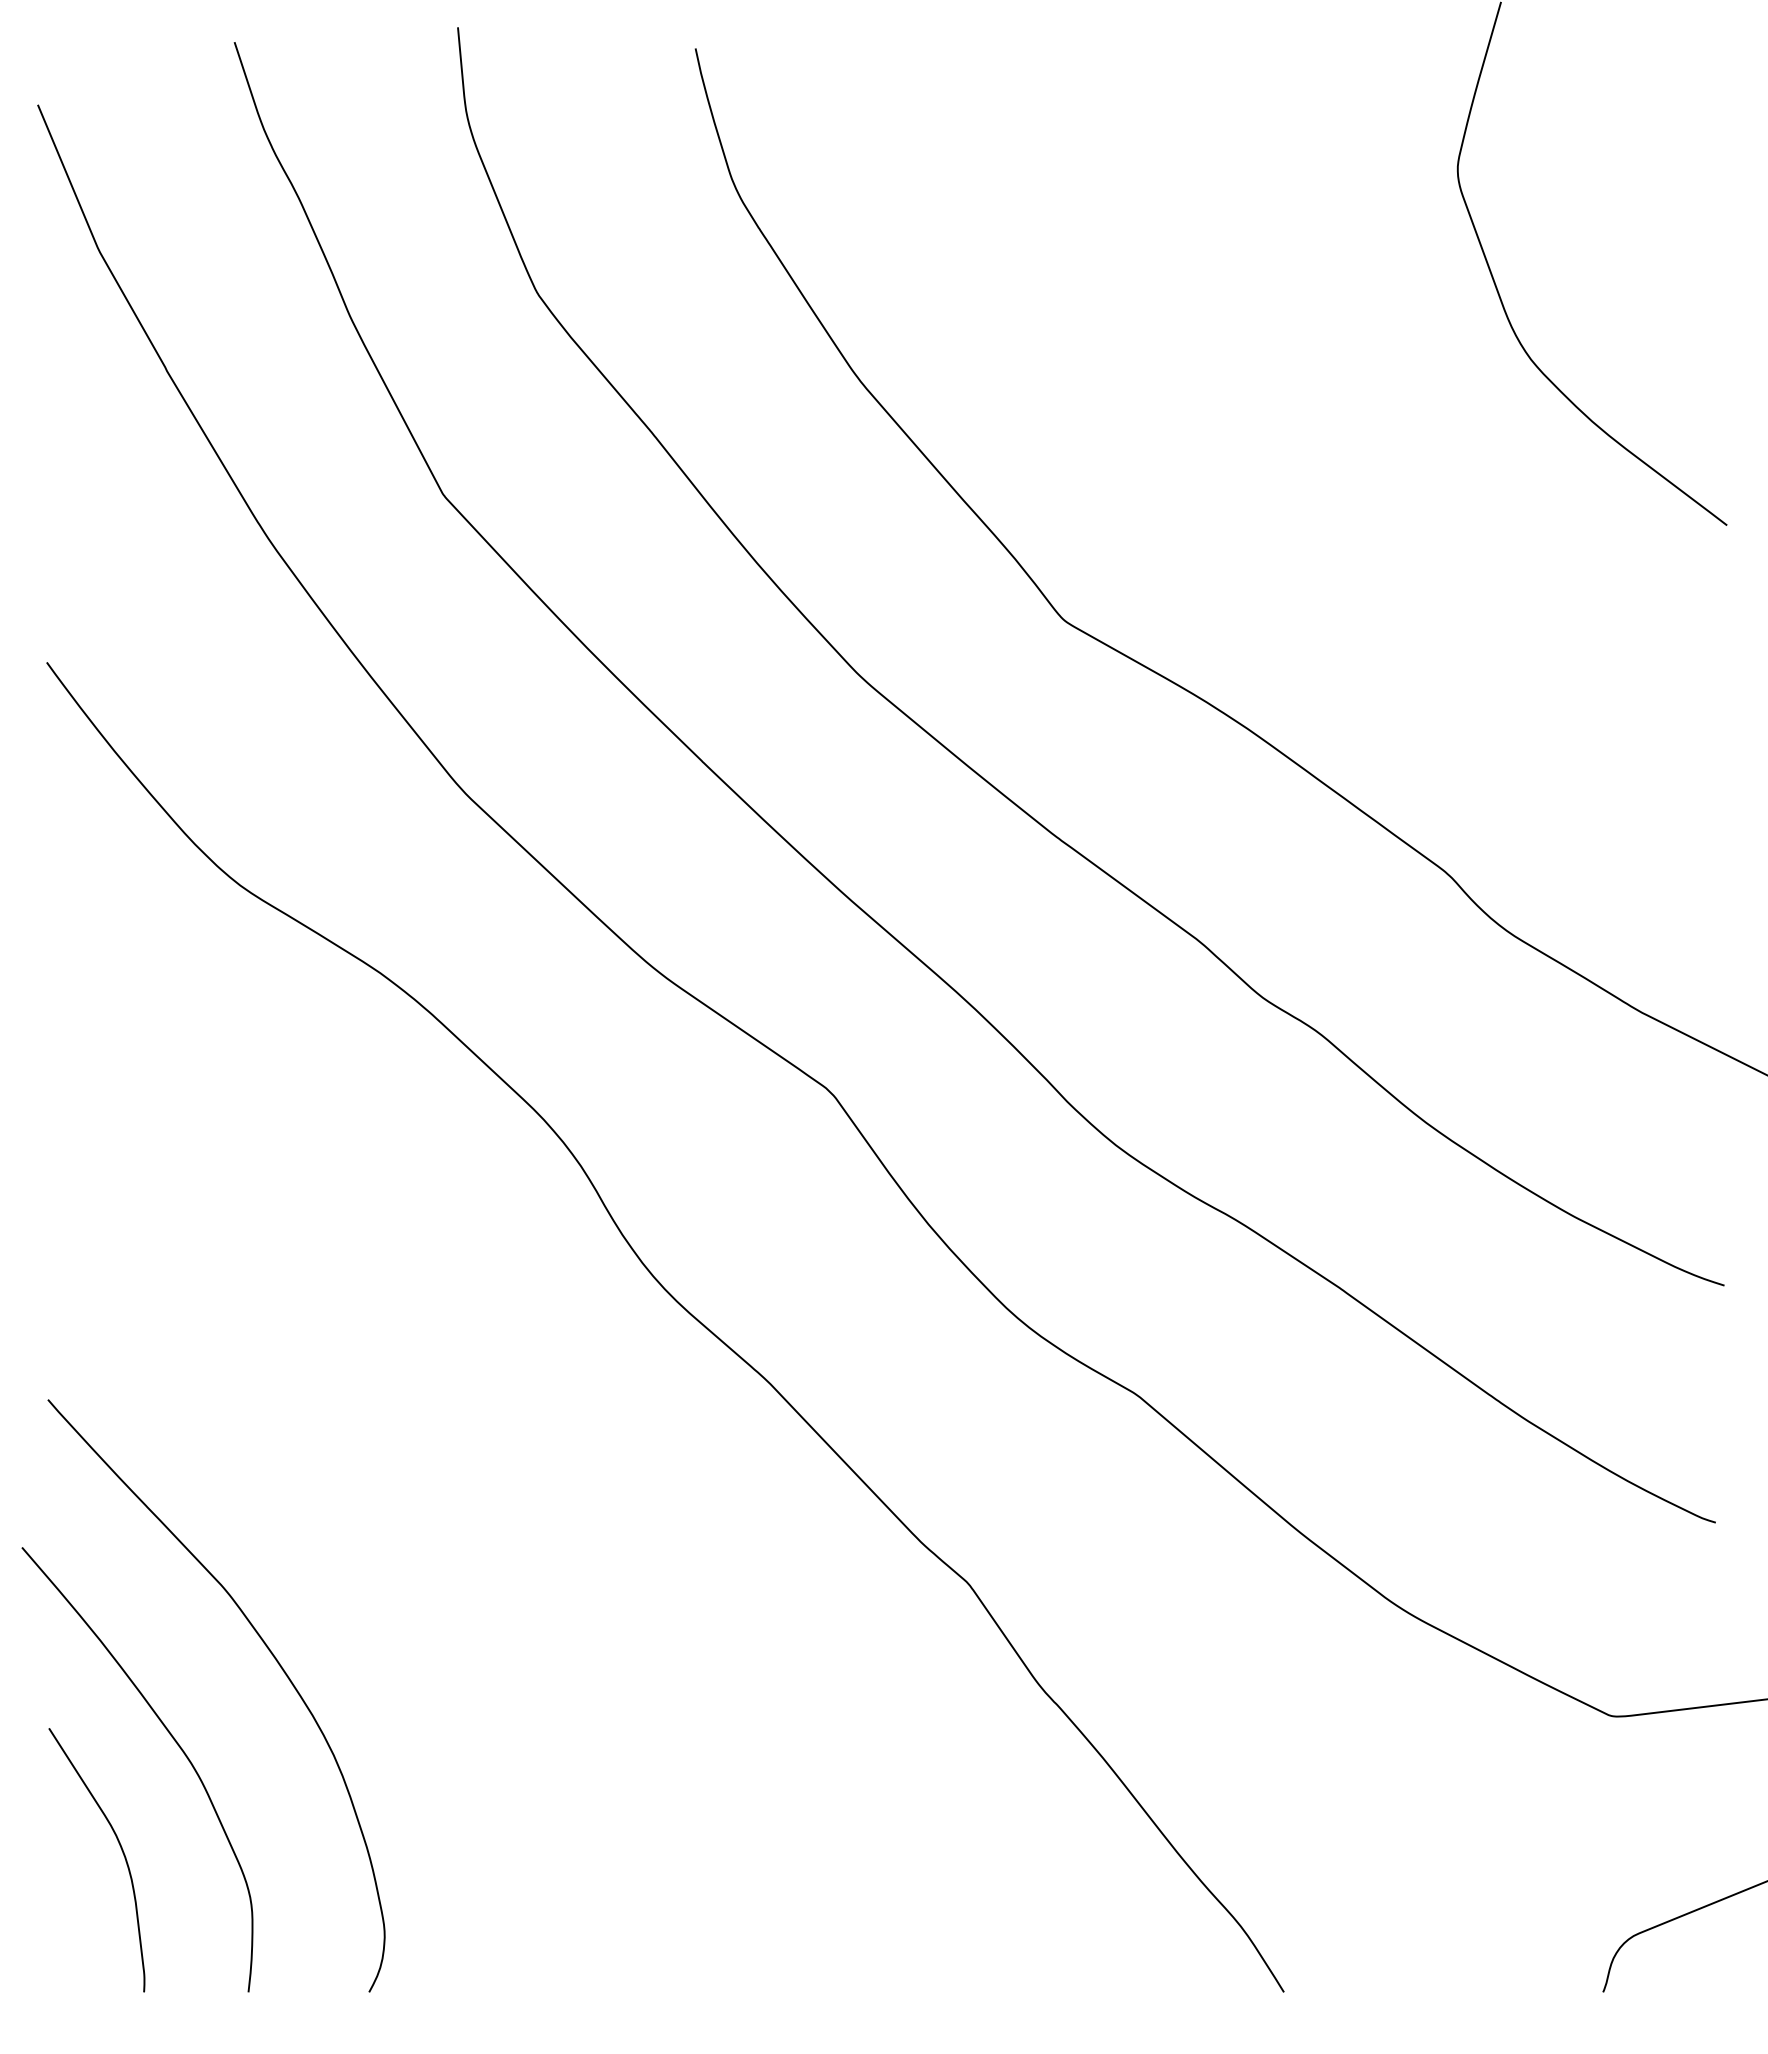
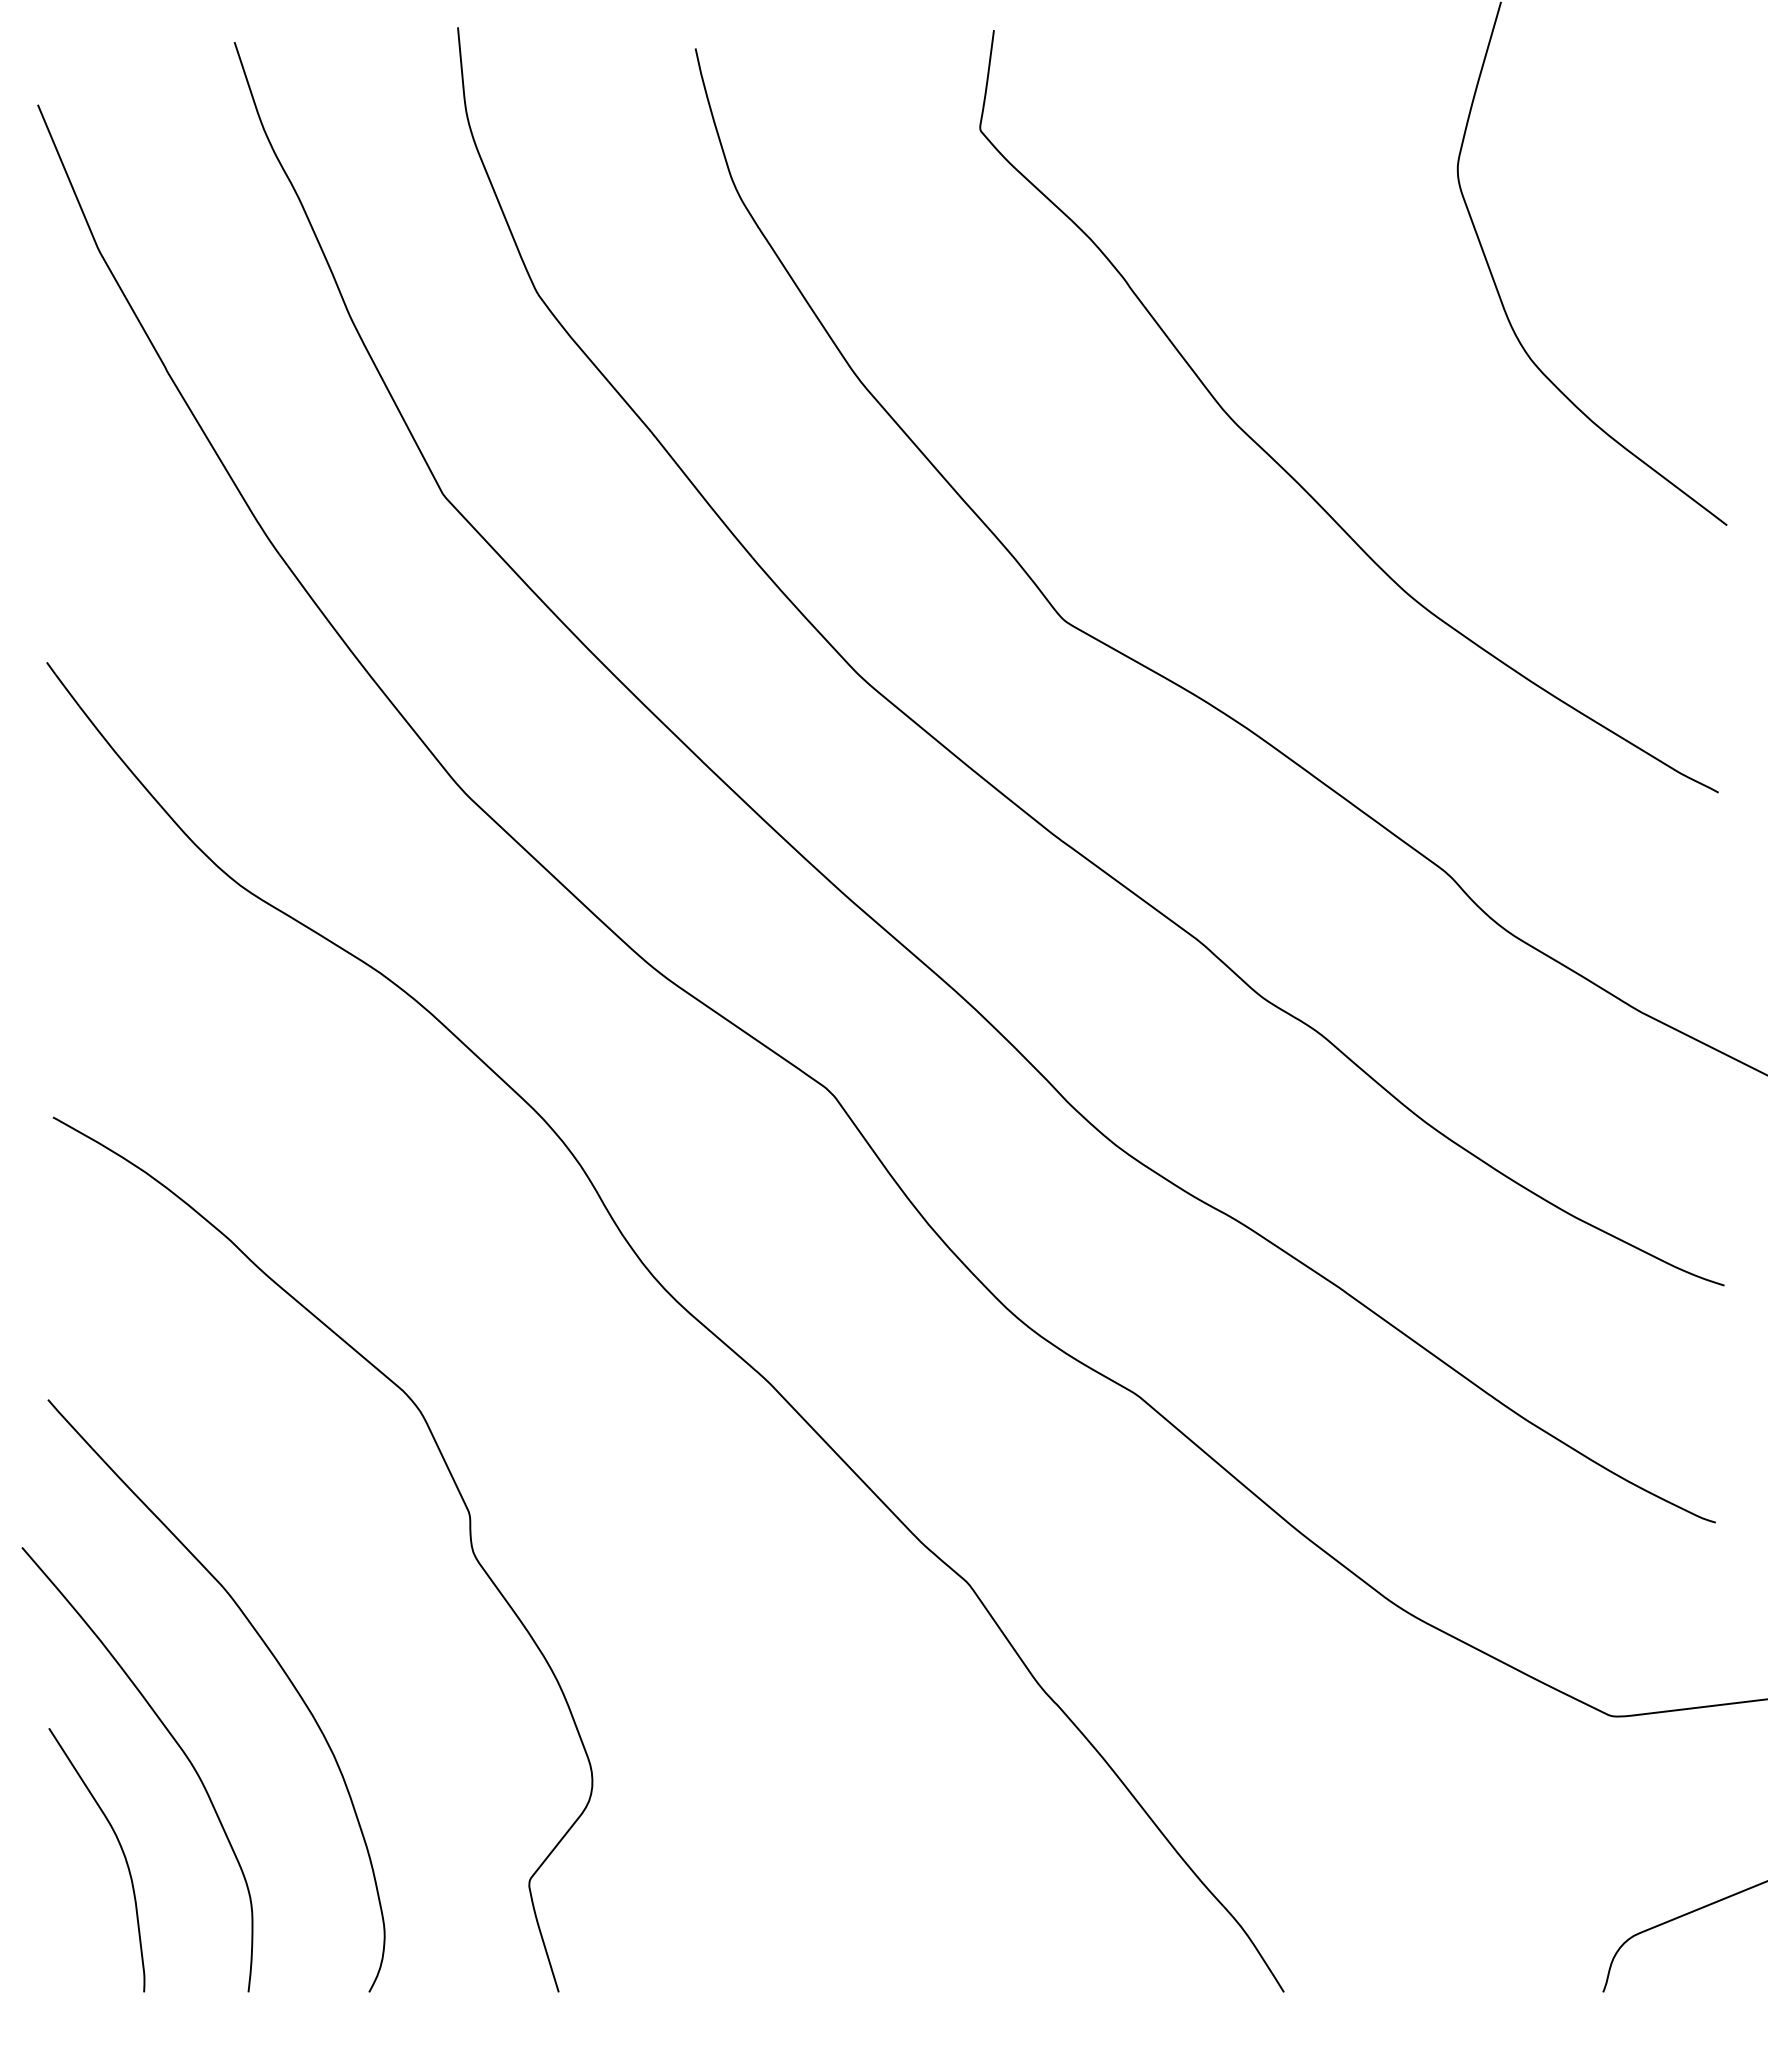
curve: none -> present (1287, 471)
curve: none -> present (469, 1537)
